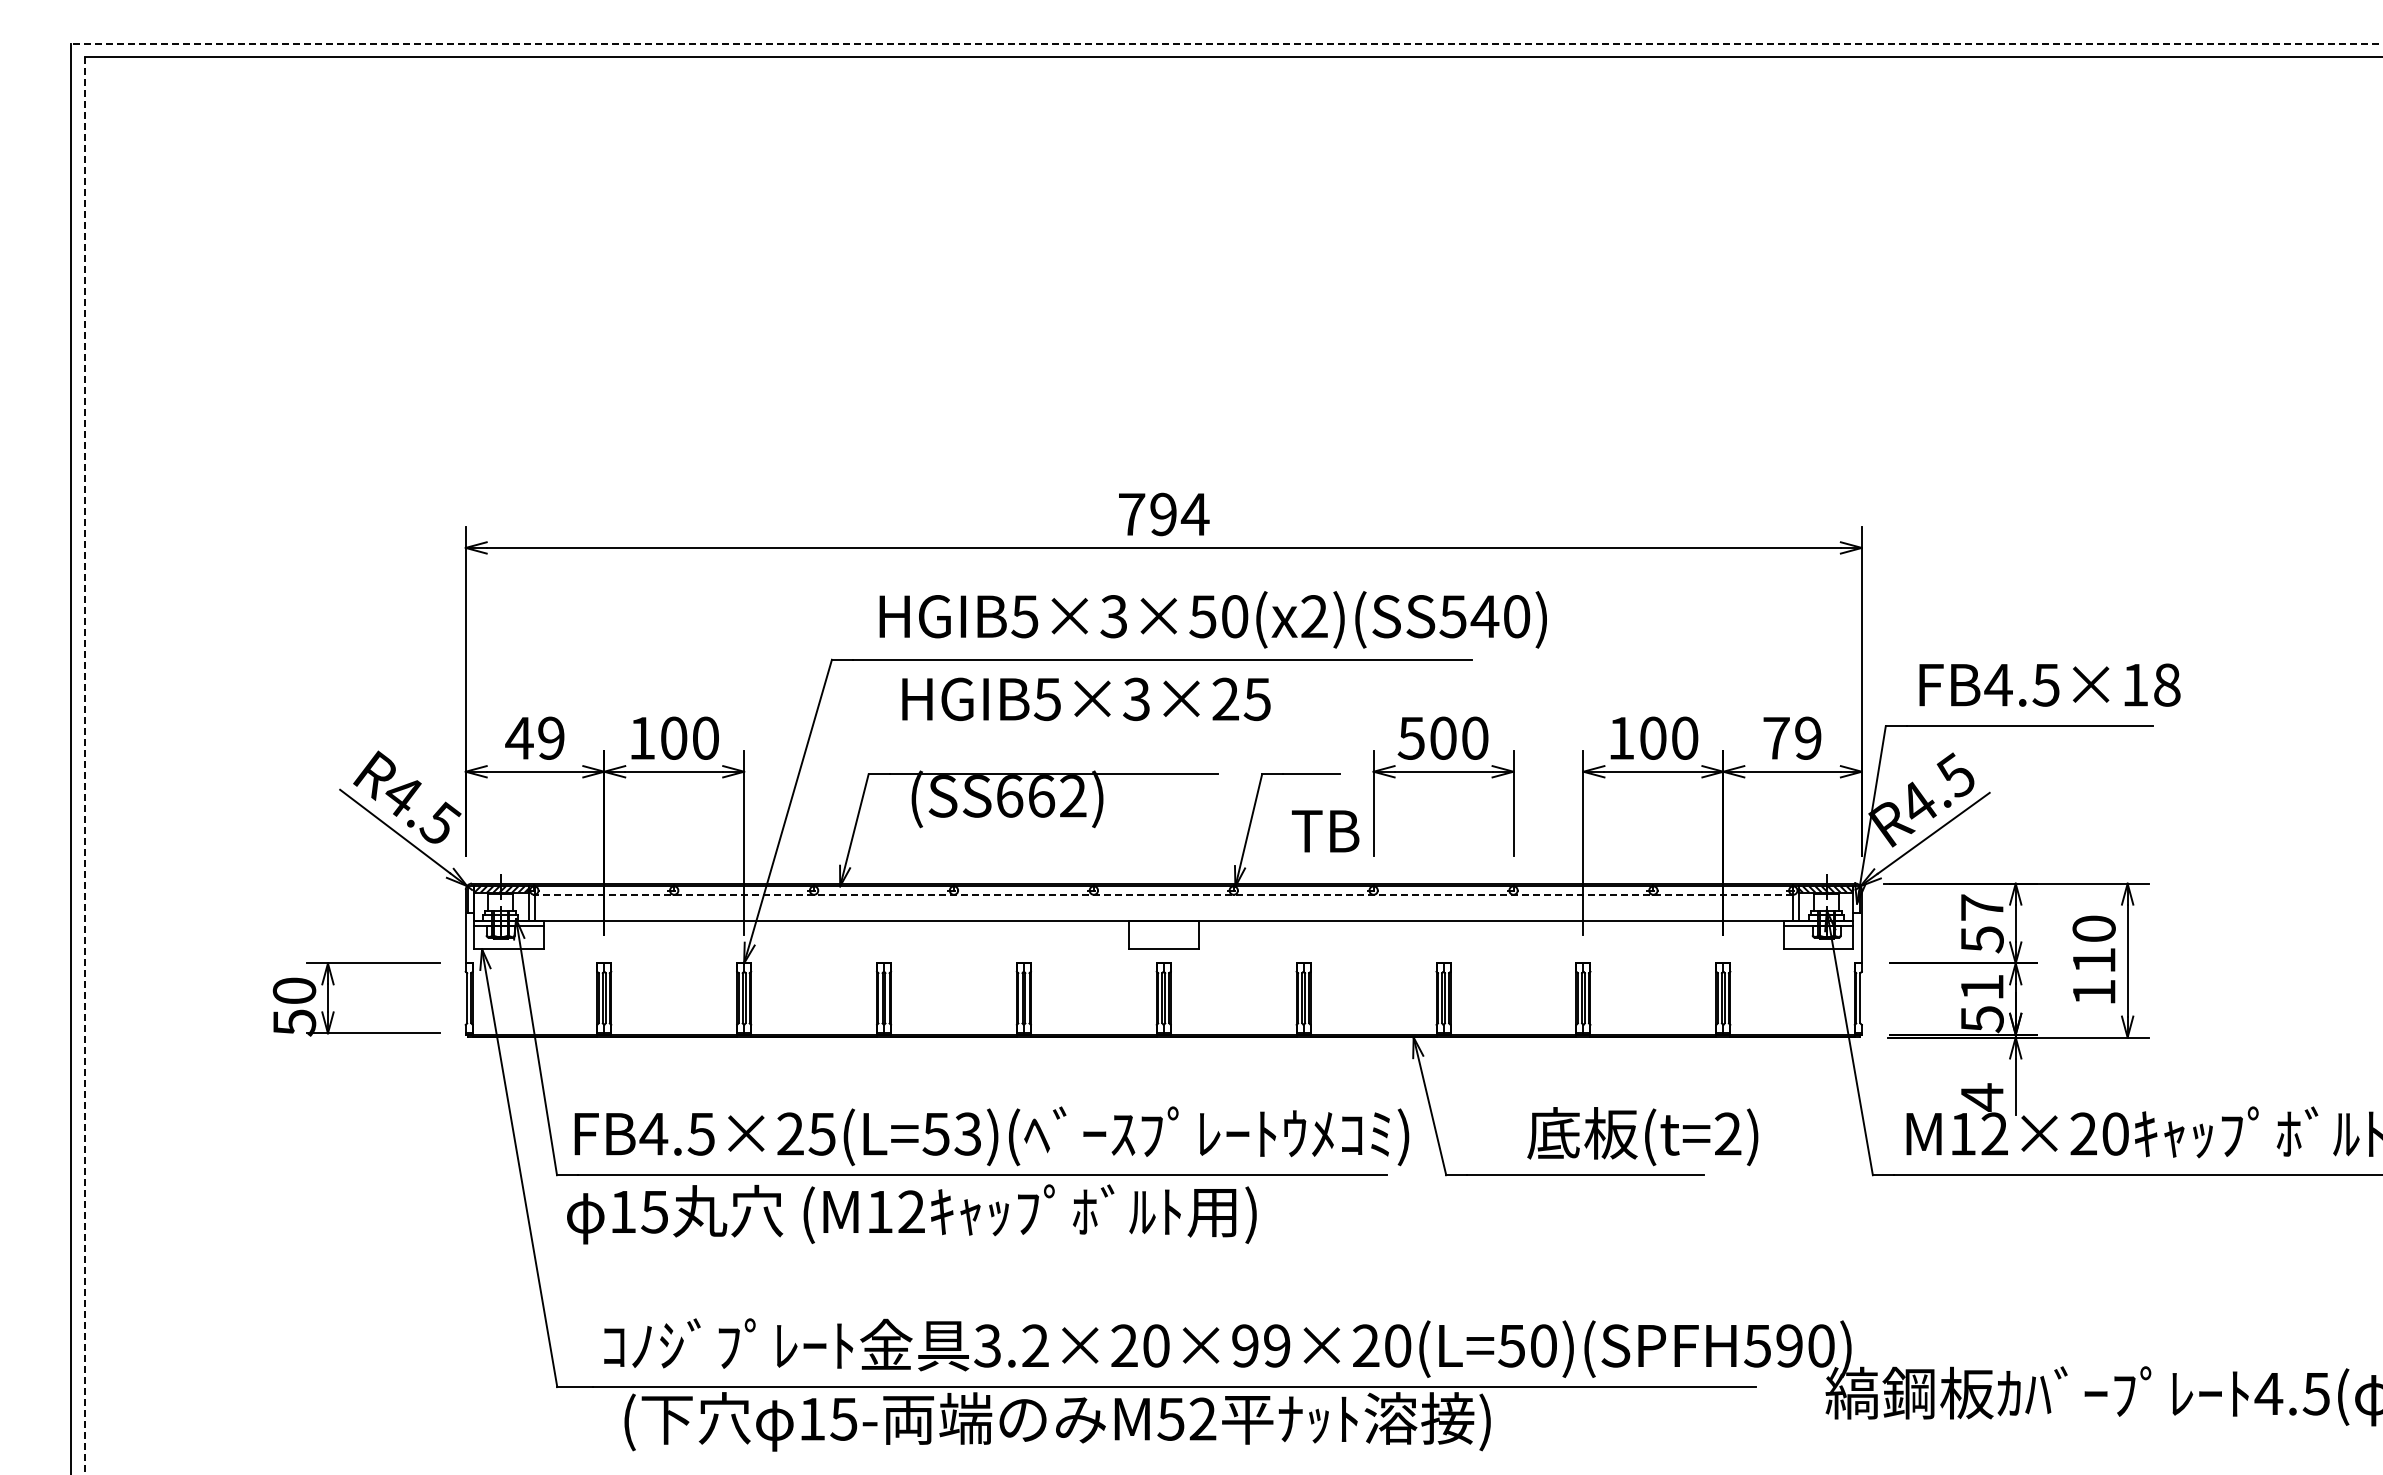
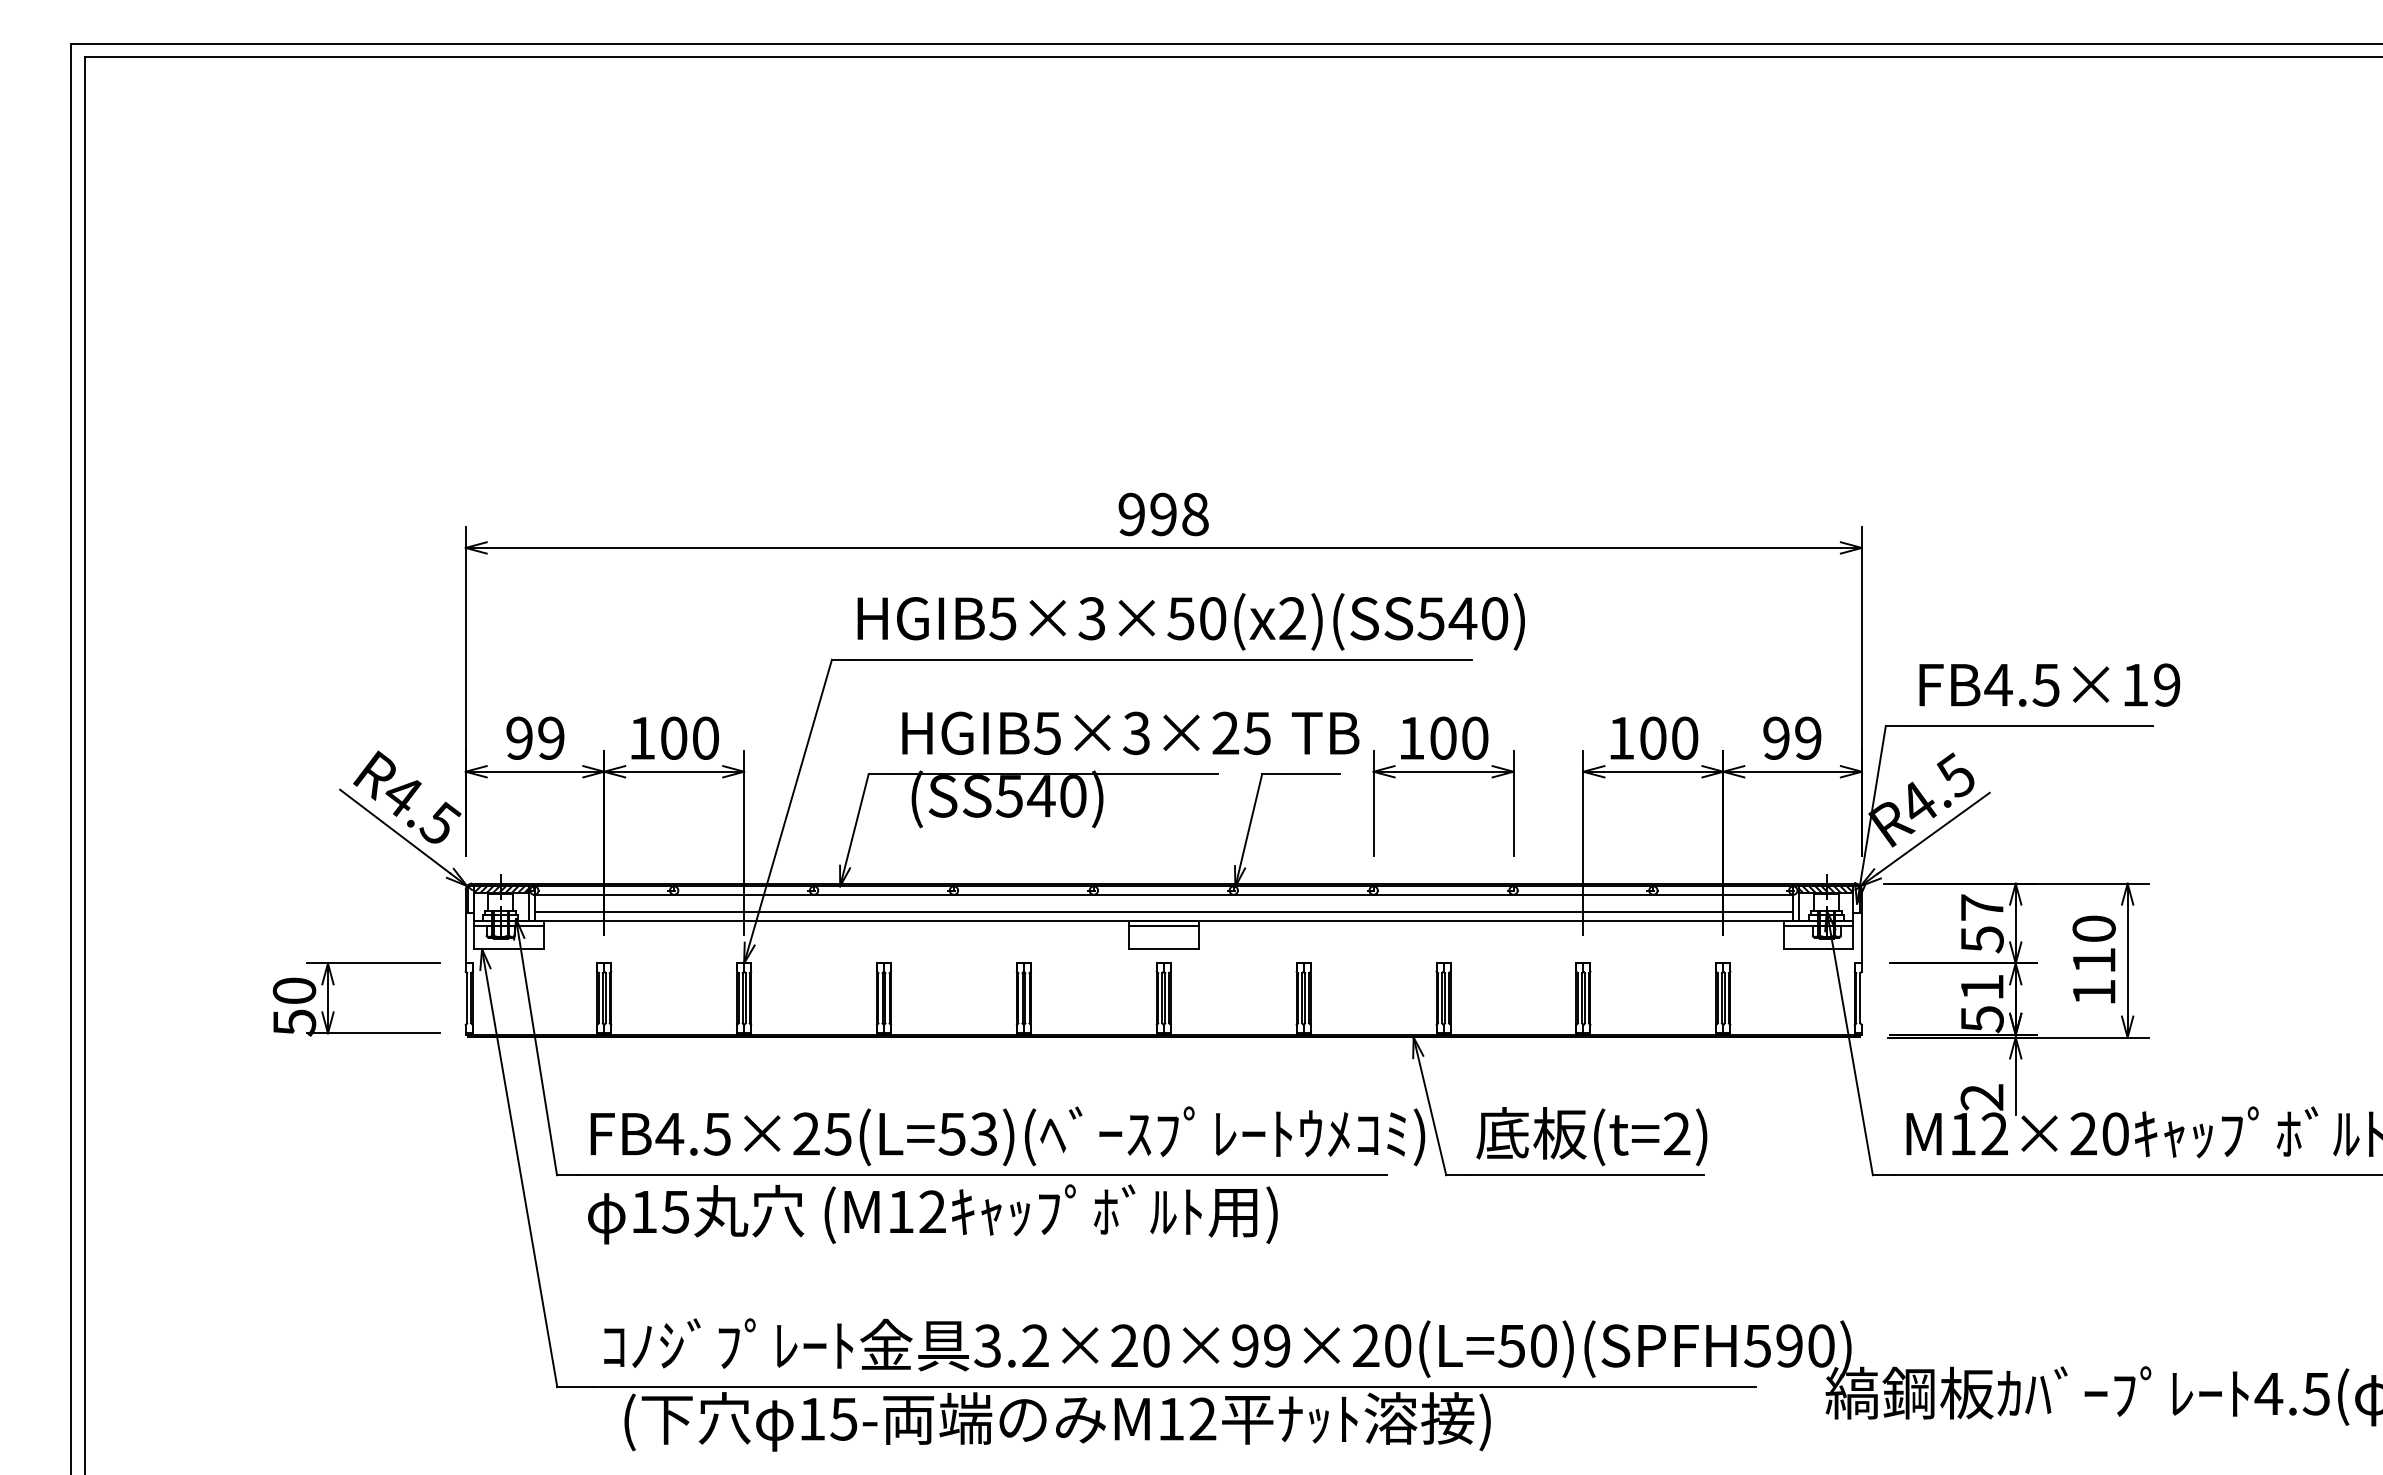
line: dashed -> solid (1226, 44)
text: 794 -> 998 (1163, 514)
text position: (1212, 619) -> (1190, 621) (1190, 621)
text: FB4.5×18 -> FB4.5×19 (2167, 684)
text position: (1086, 699) -> (1086, 733) (1086, 733)
text: 49 -> 99 (519, 737)
text: 79 -> 99 (1776, 737)
text: 500 -> 100 (1410, 738)
line: dashed -> solid (85, 766)
text: (SS662) -> (SS540) (1040, 796)
text position: (1325, 831) -> (1325, 733) (1325, 733)
line: dashed -> solid (1163, 894)
line: none -> present (1163, 911)
line: none -> present (1163, 925)
text: 4 -> 2 (1981, 1097)
text position: (991, 1136) -> (1007, 1136) (1007, 1136)
text position: (1642, 1136) -> (1591, 1136) (1591, 1136)
text position: (911, 1214) -> (932, 1214) (932, 1214)
text: M52 -> M12 (1170, 1419)
